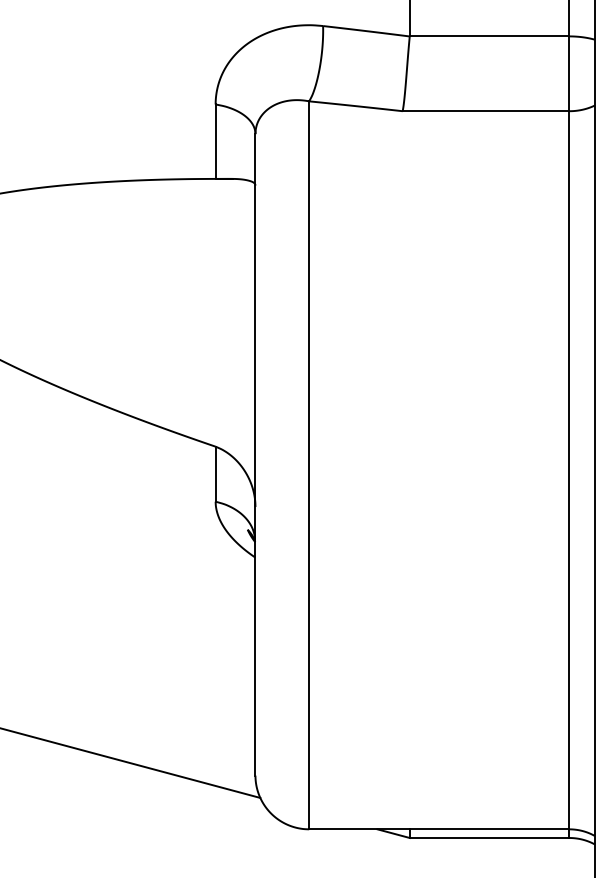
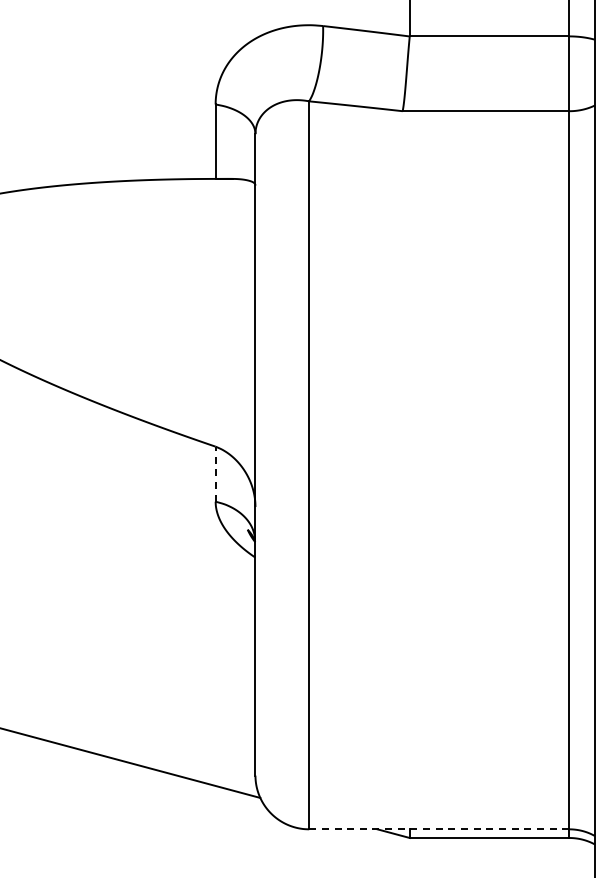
line: solid -> dashed (215, 474)
line: solid -> dashed (439, 829)
